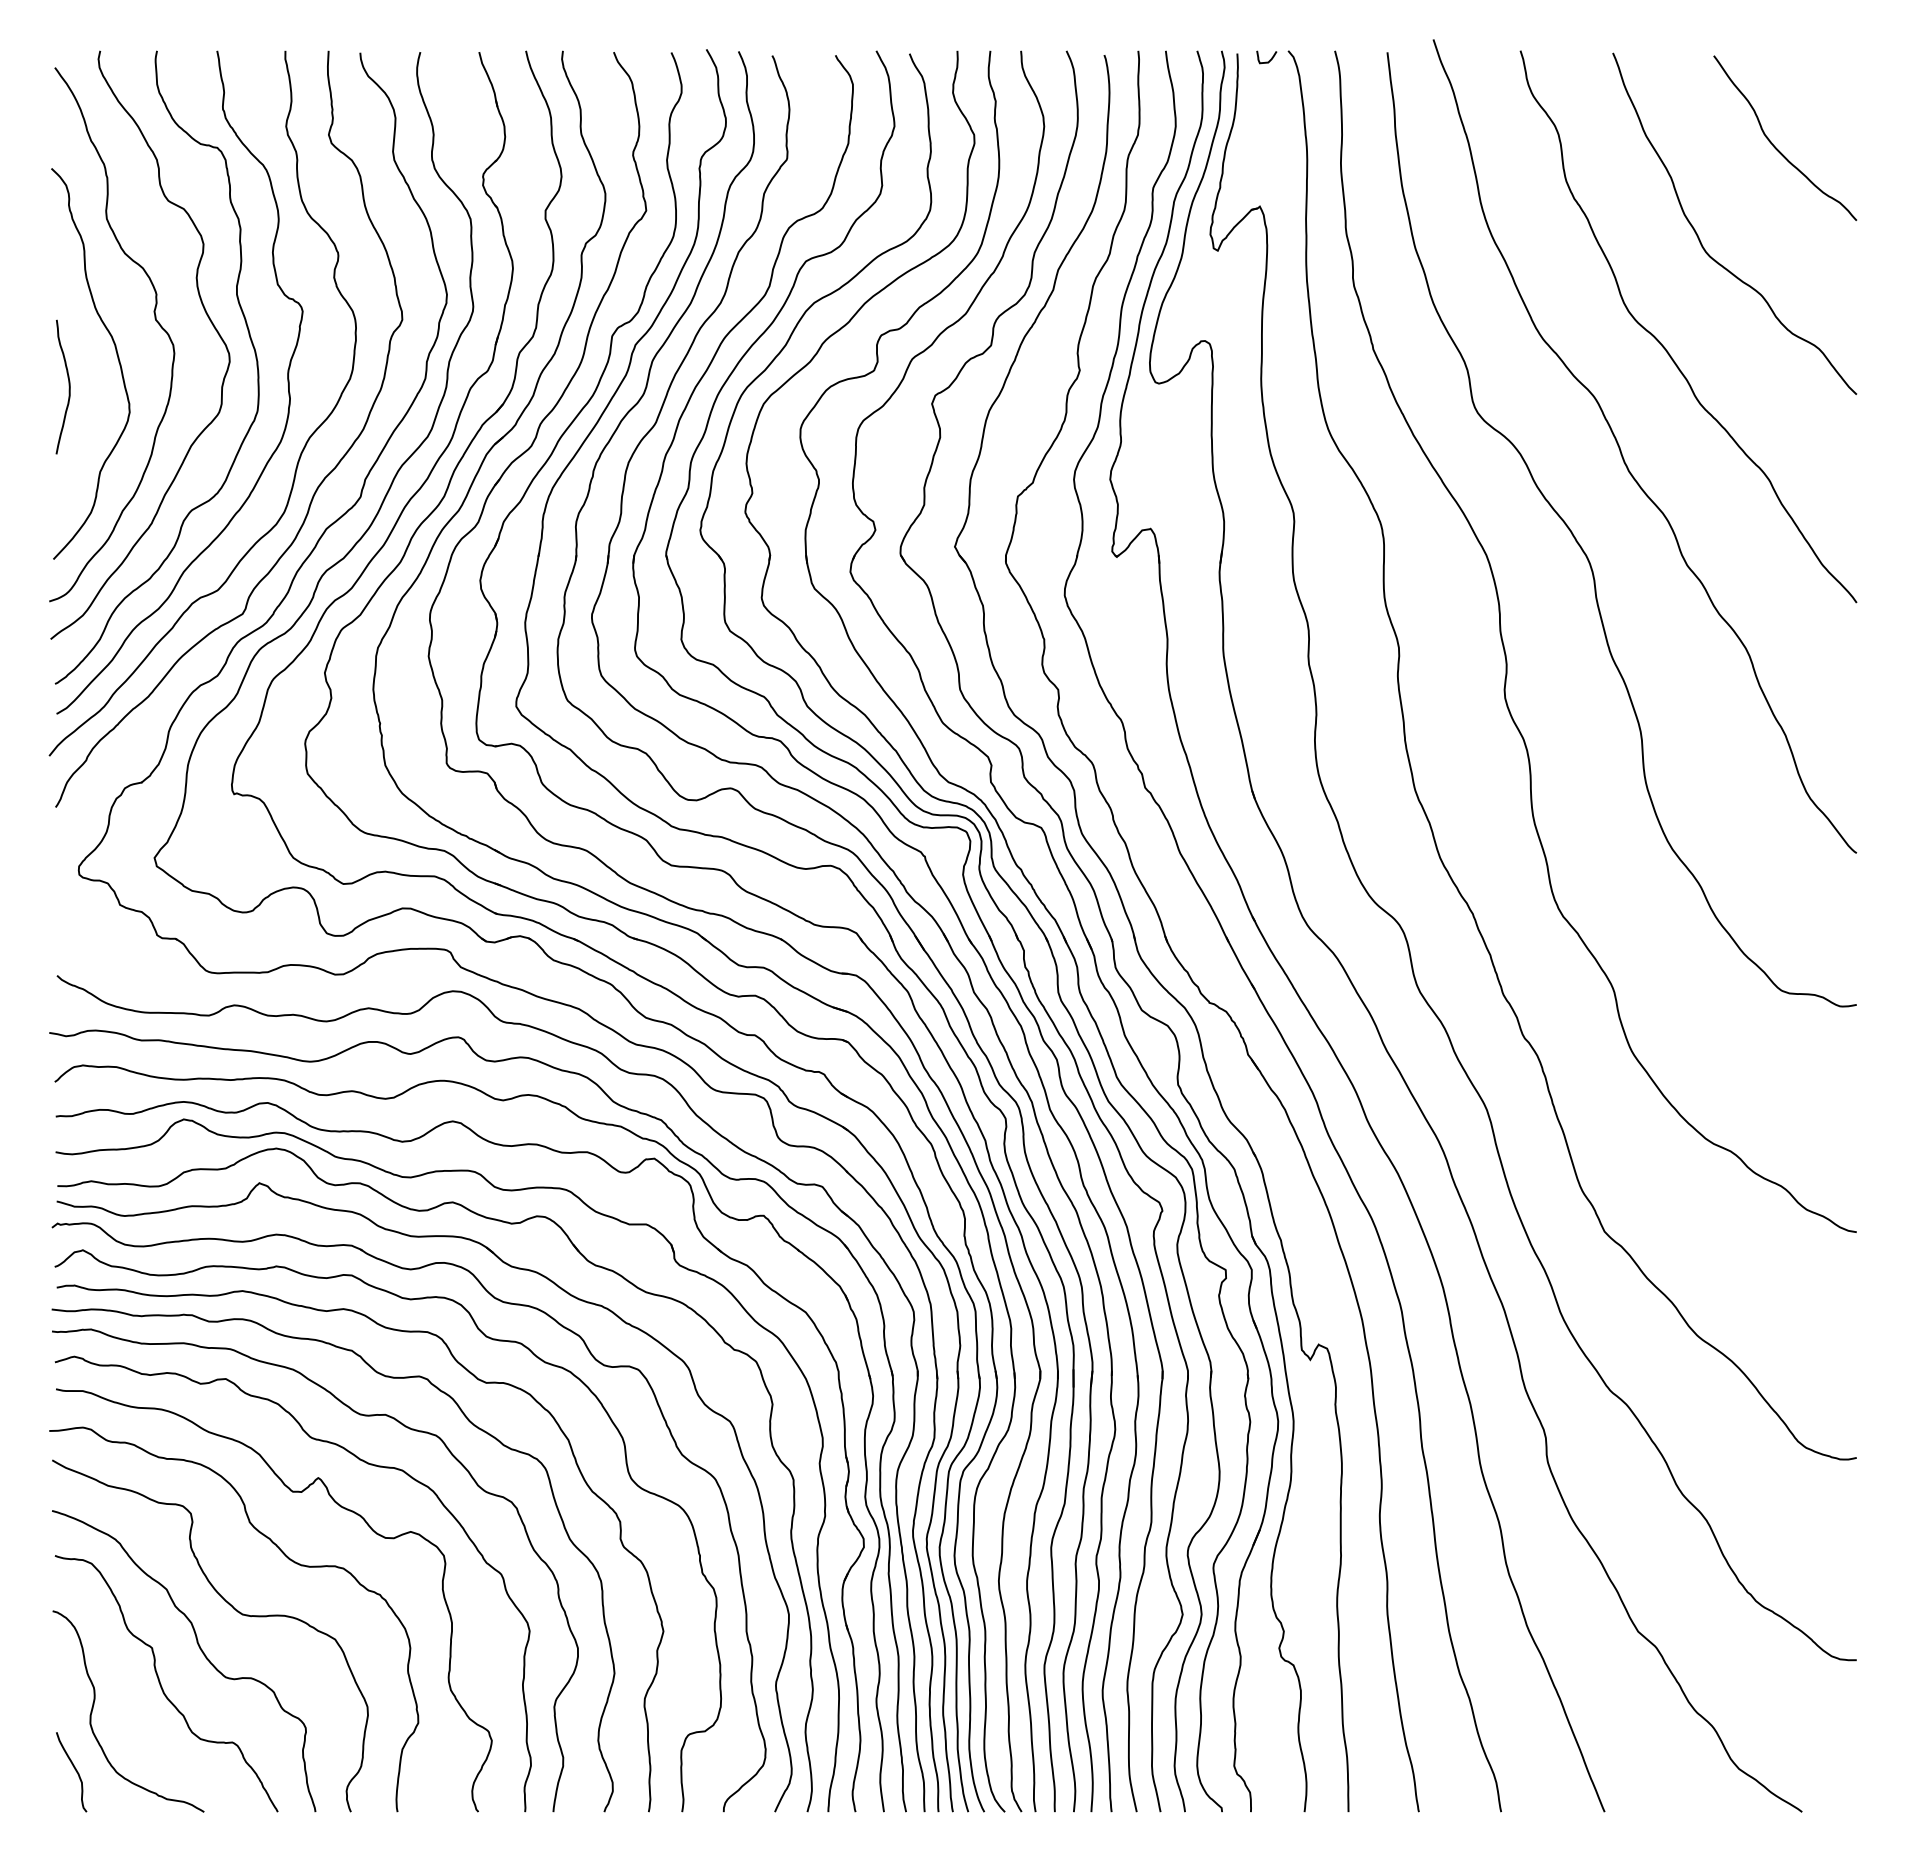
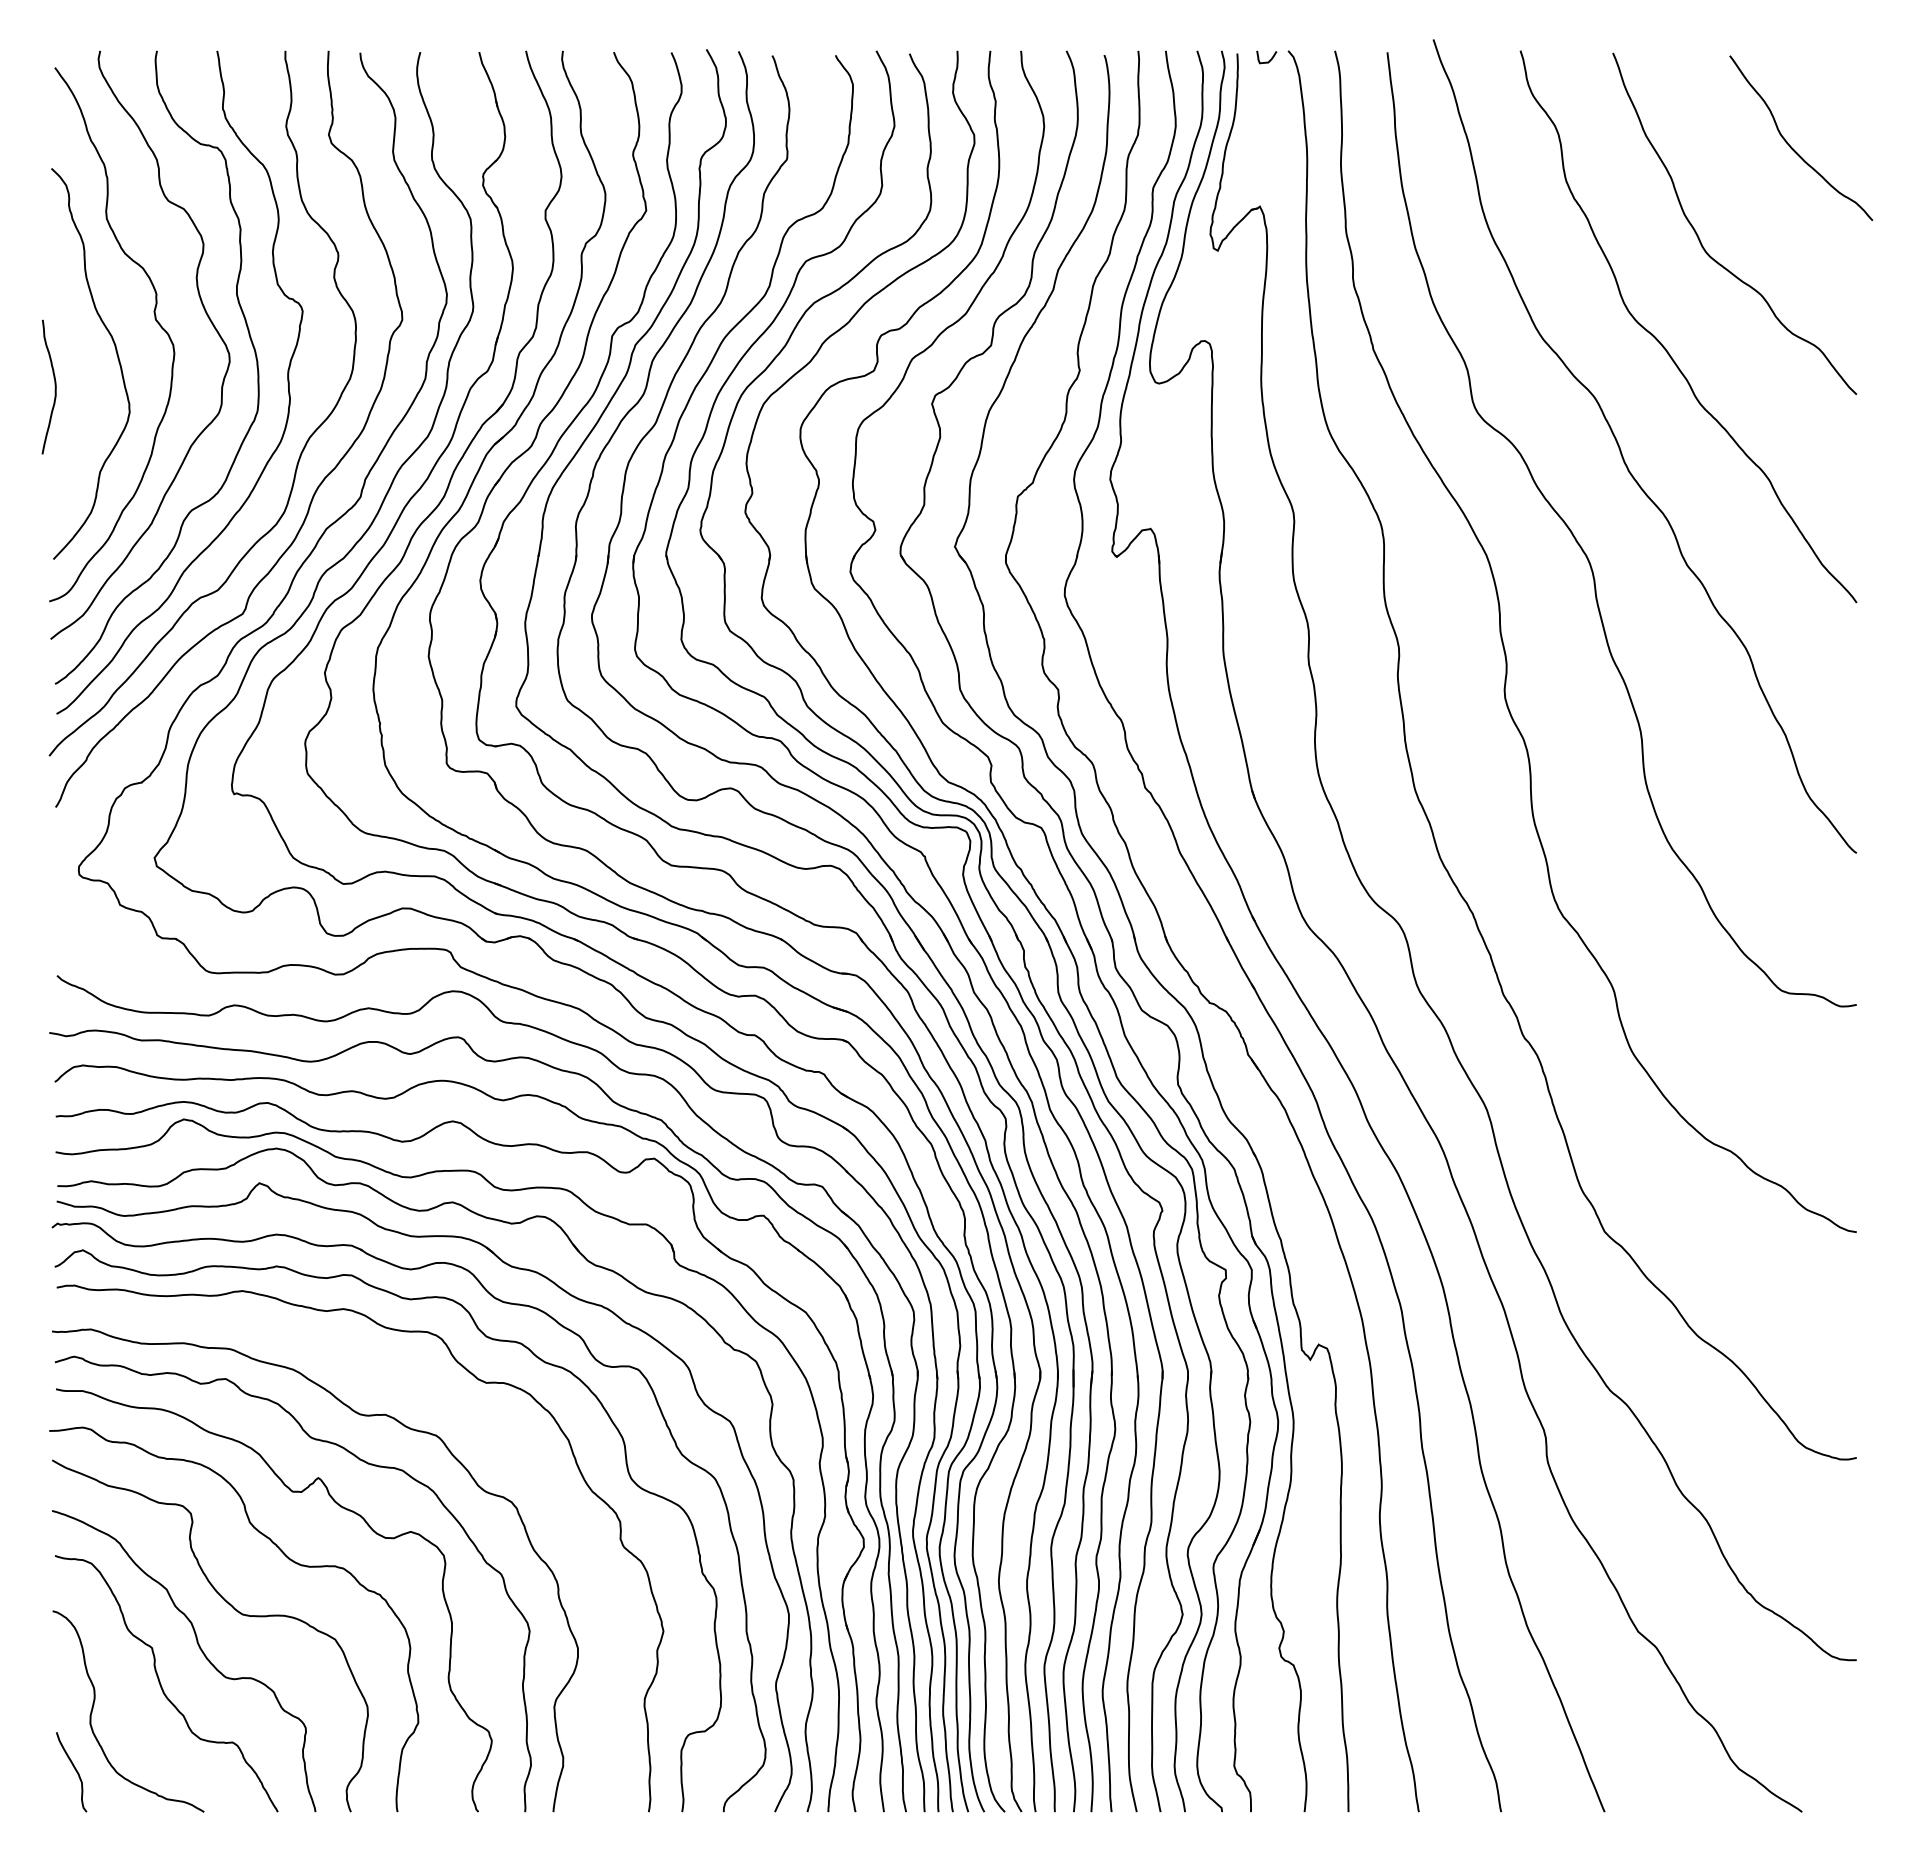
curve position: (1775, 146) -> (1791, 146) (1791, 146)
curve position: (68, 386) -> (54, 386) (54, 386)
curve: present -> none (385, 1377)
